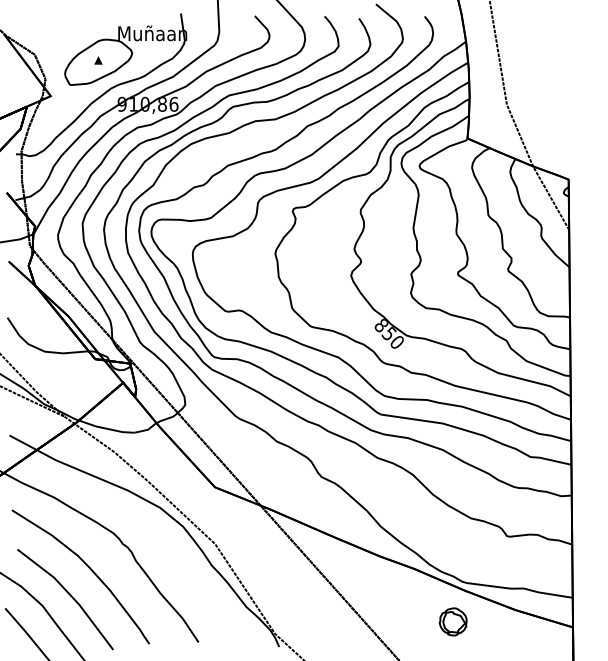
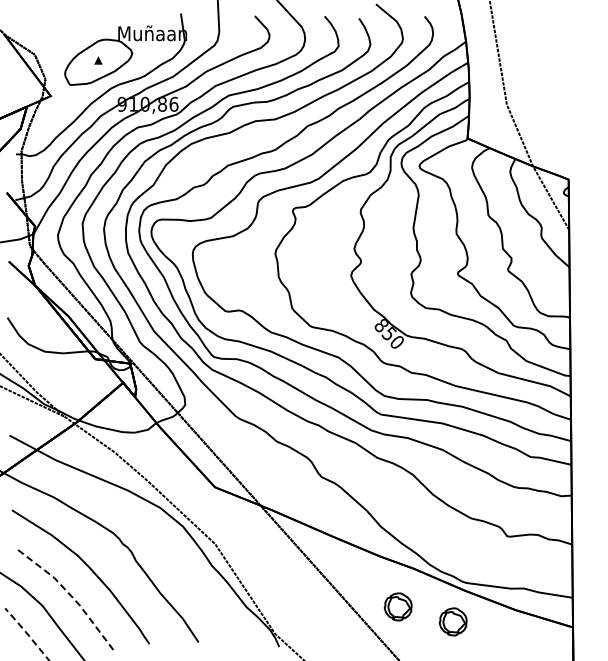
line: solid -> dashed (70, 594)
part: none -> present (397, 606)
line: solid -> dashed (27, 633)
